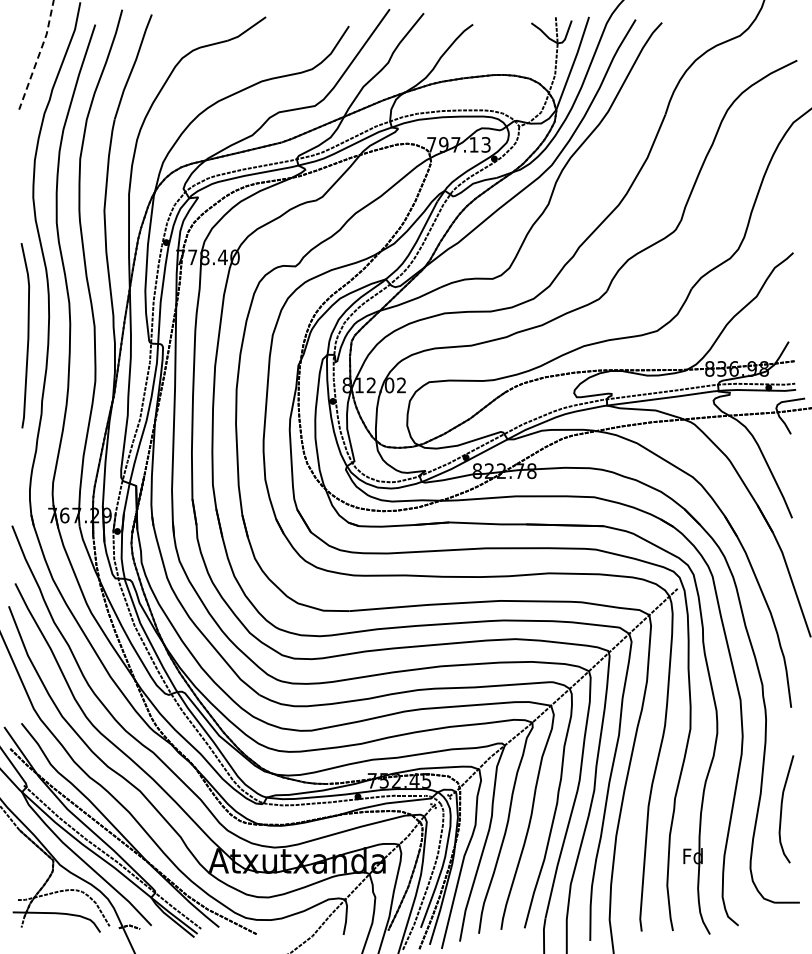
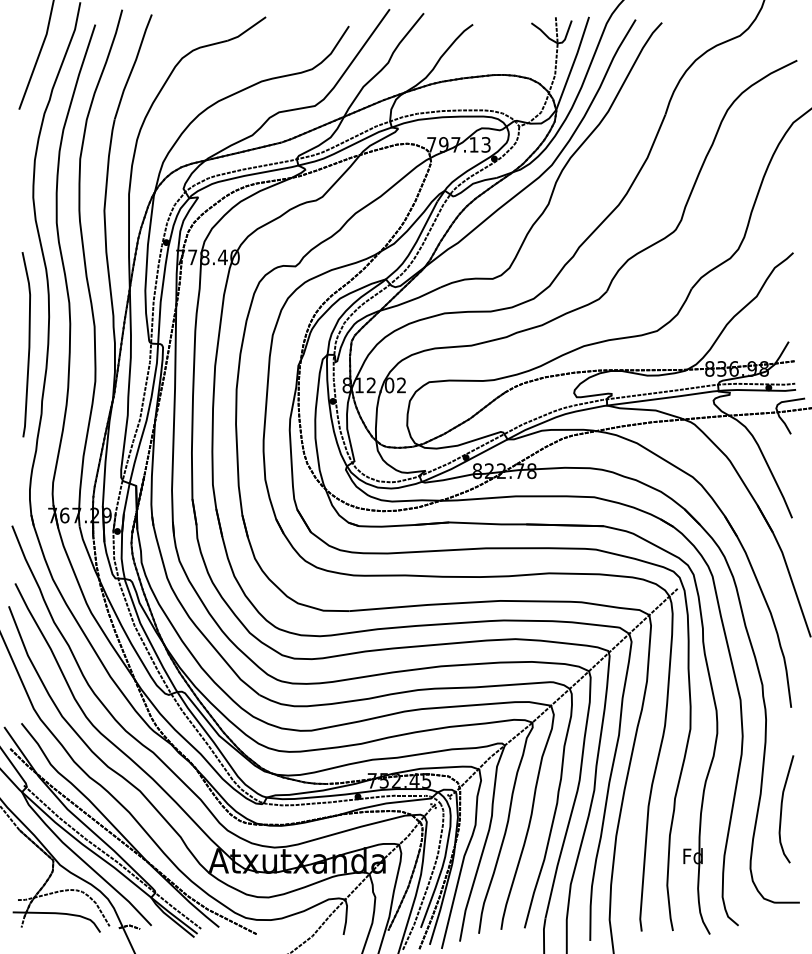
line: dashed -> solid (38, 55)
curve position: (27, 335) -> (28, 344) (28, 344)
